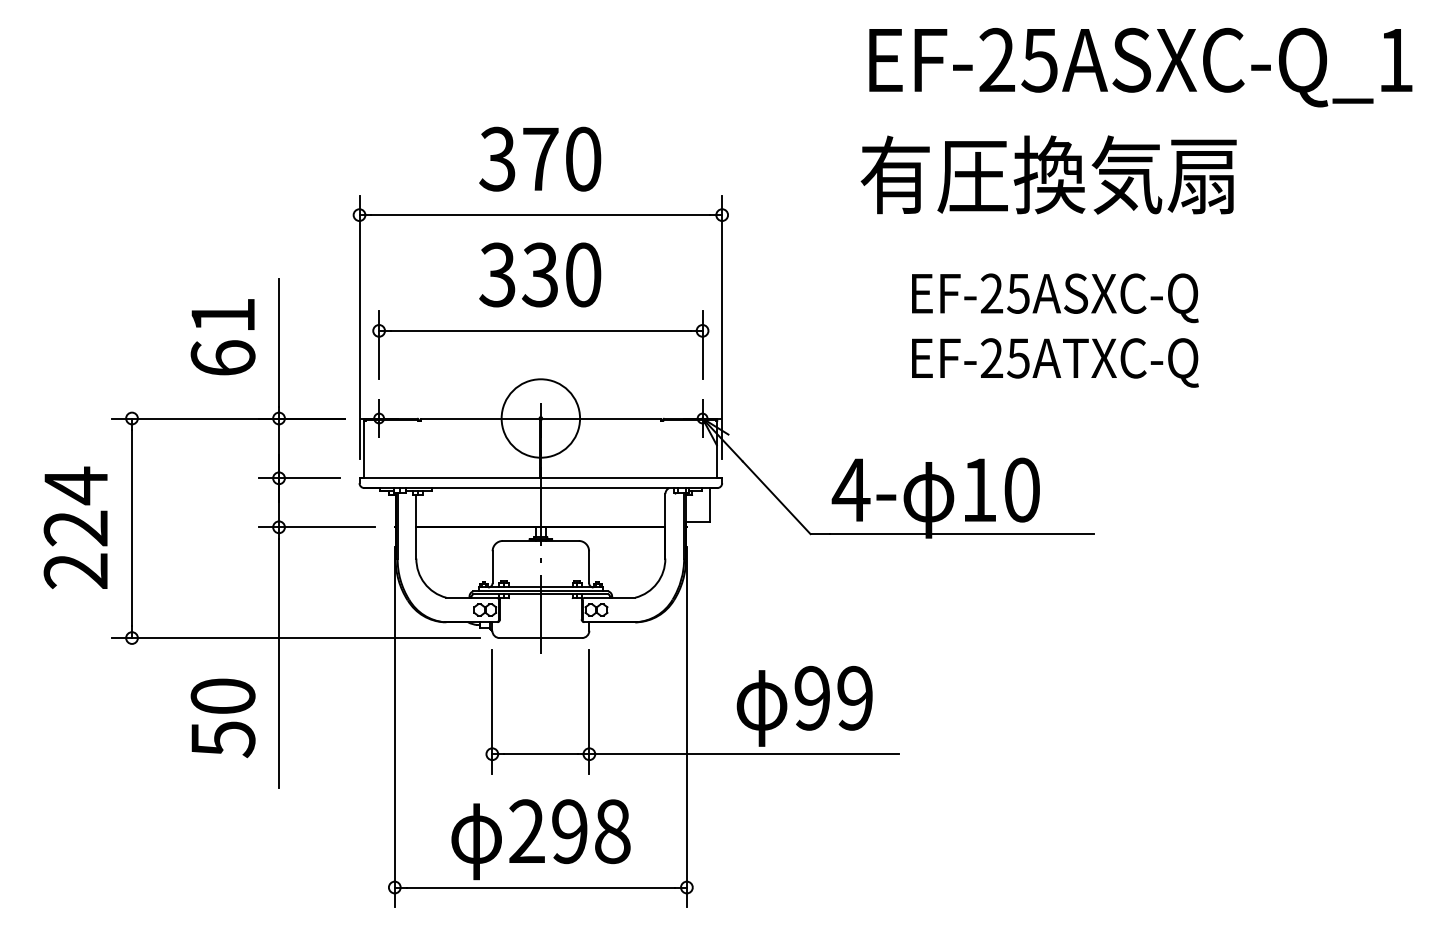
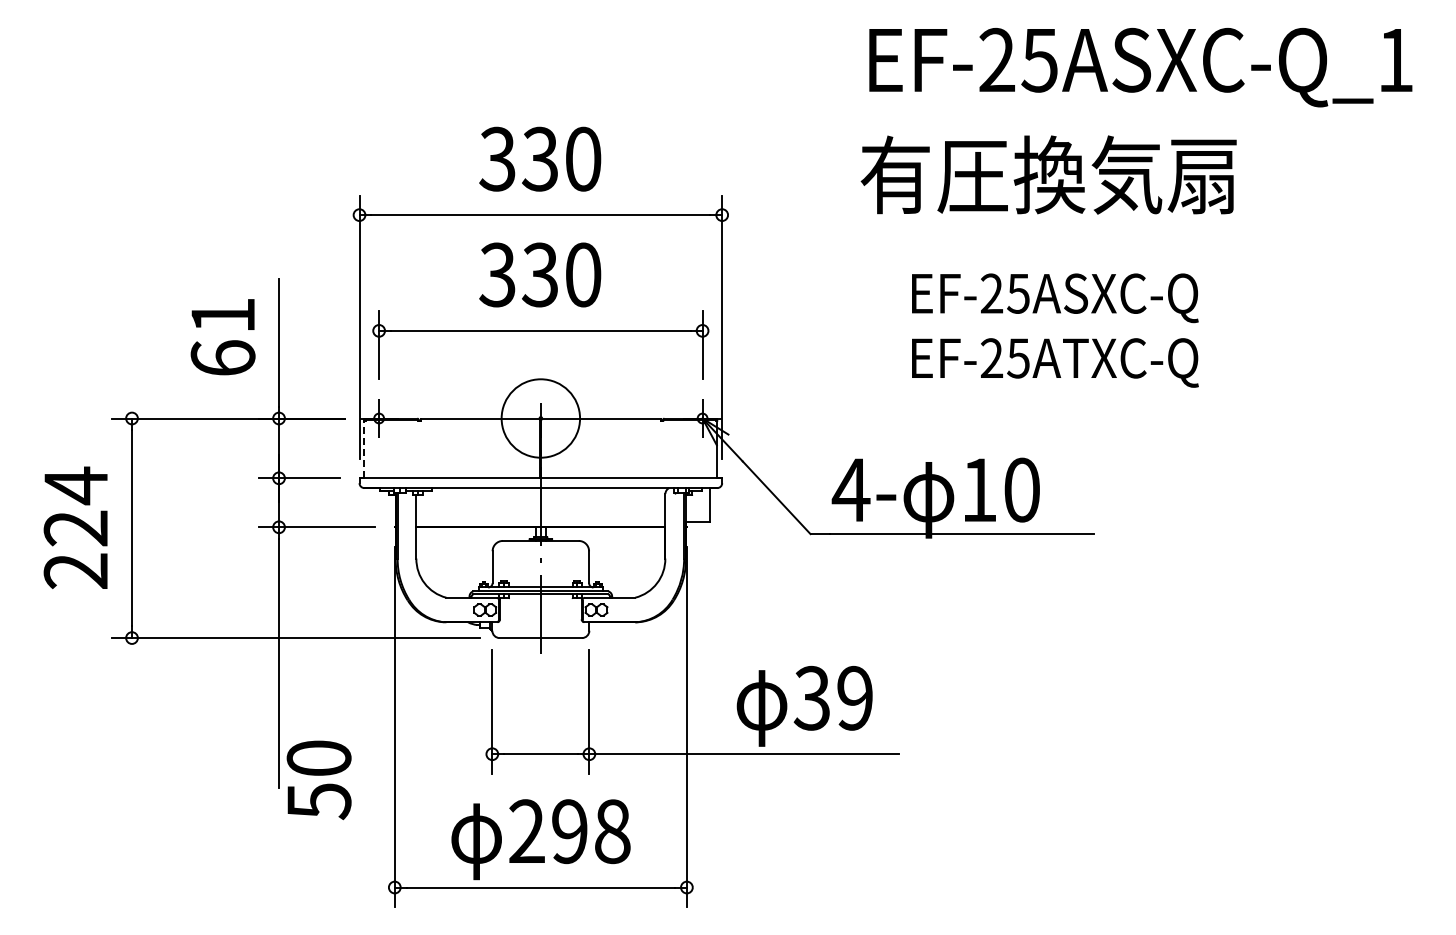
text: 370 -> 330 (540, 158)
line: solid -> dashed (364, 449)
text: 99 -> 39 (811, 698)
text position: (222, 718) -> (318, 780) (318, 780)
